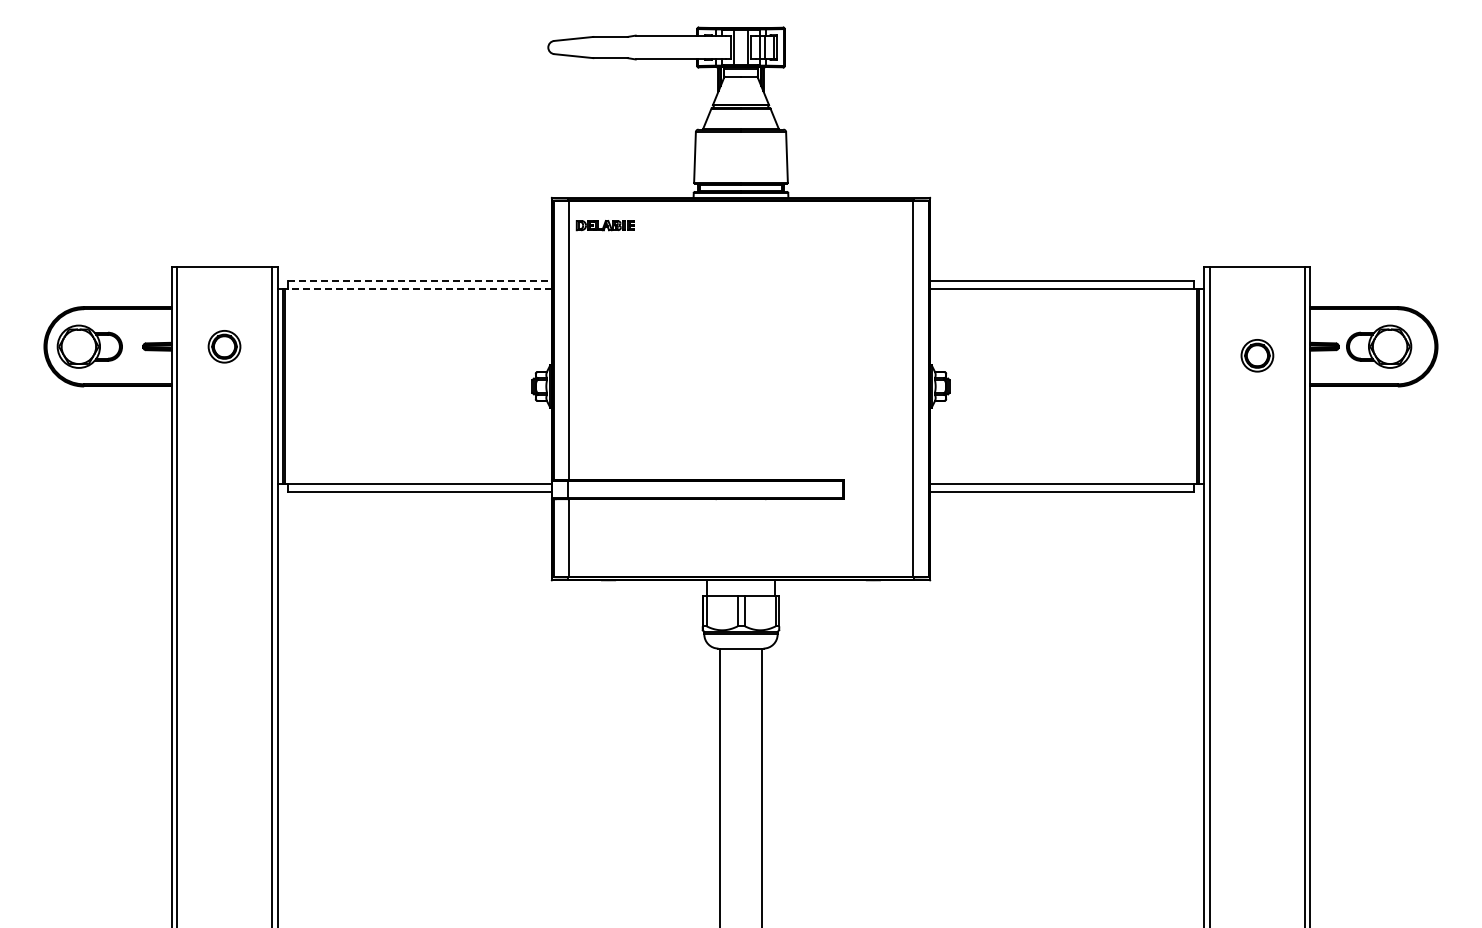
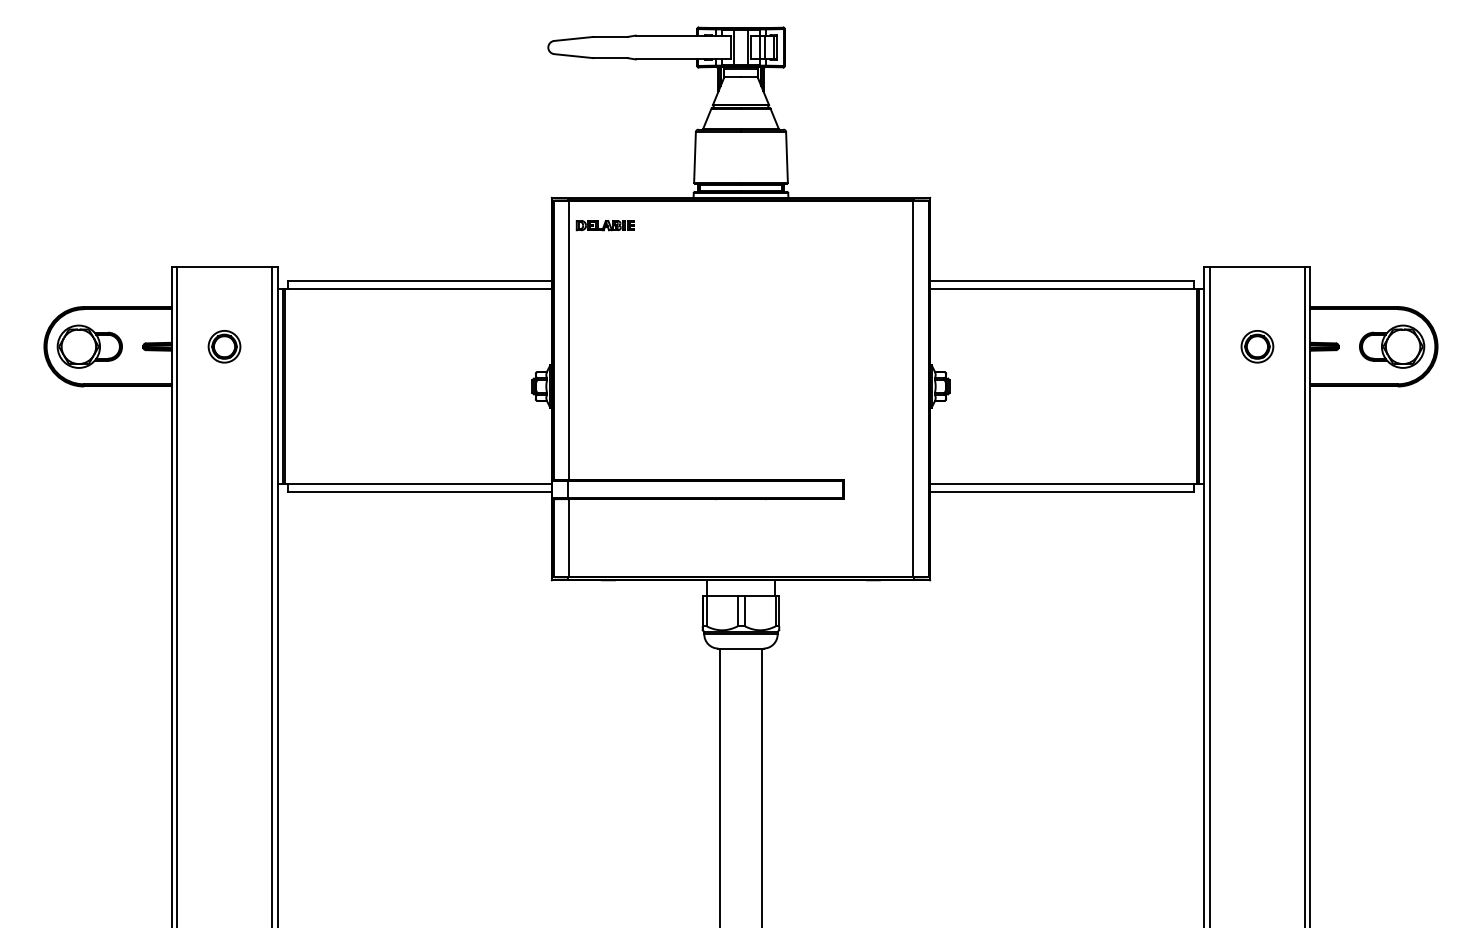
line: dashed -> solid (420, 280)
line: dashed -> solid (420, 288)
part position: (1379, 346) -> (1392, 346) (1392, 346)
part position: (1257, 355) -> (1257, 346) (1257, 346)
